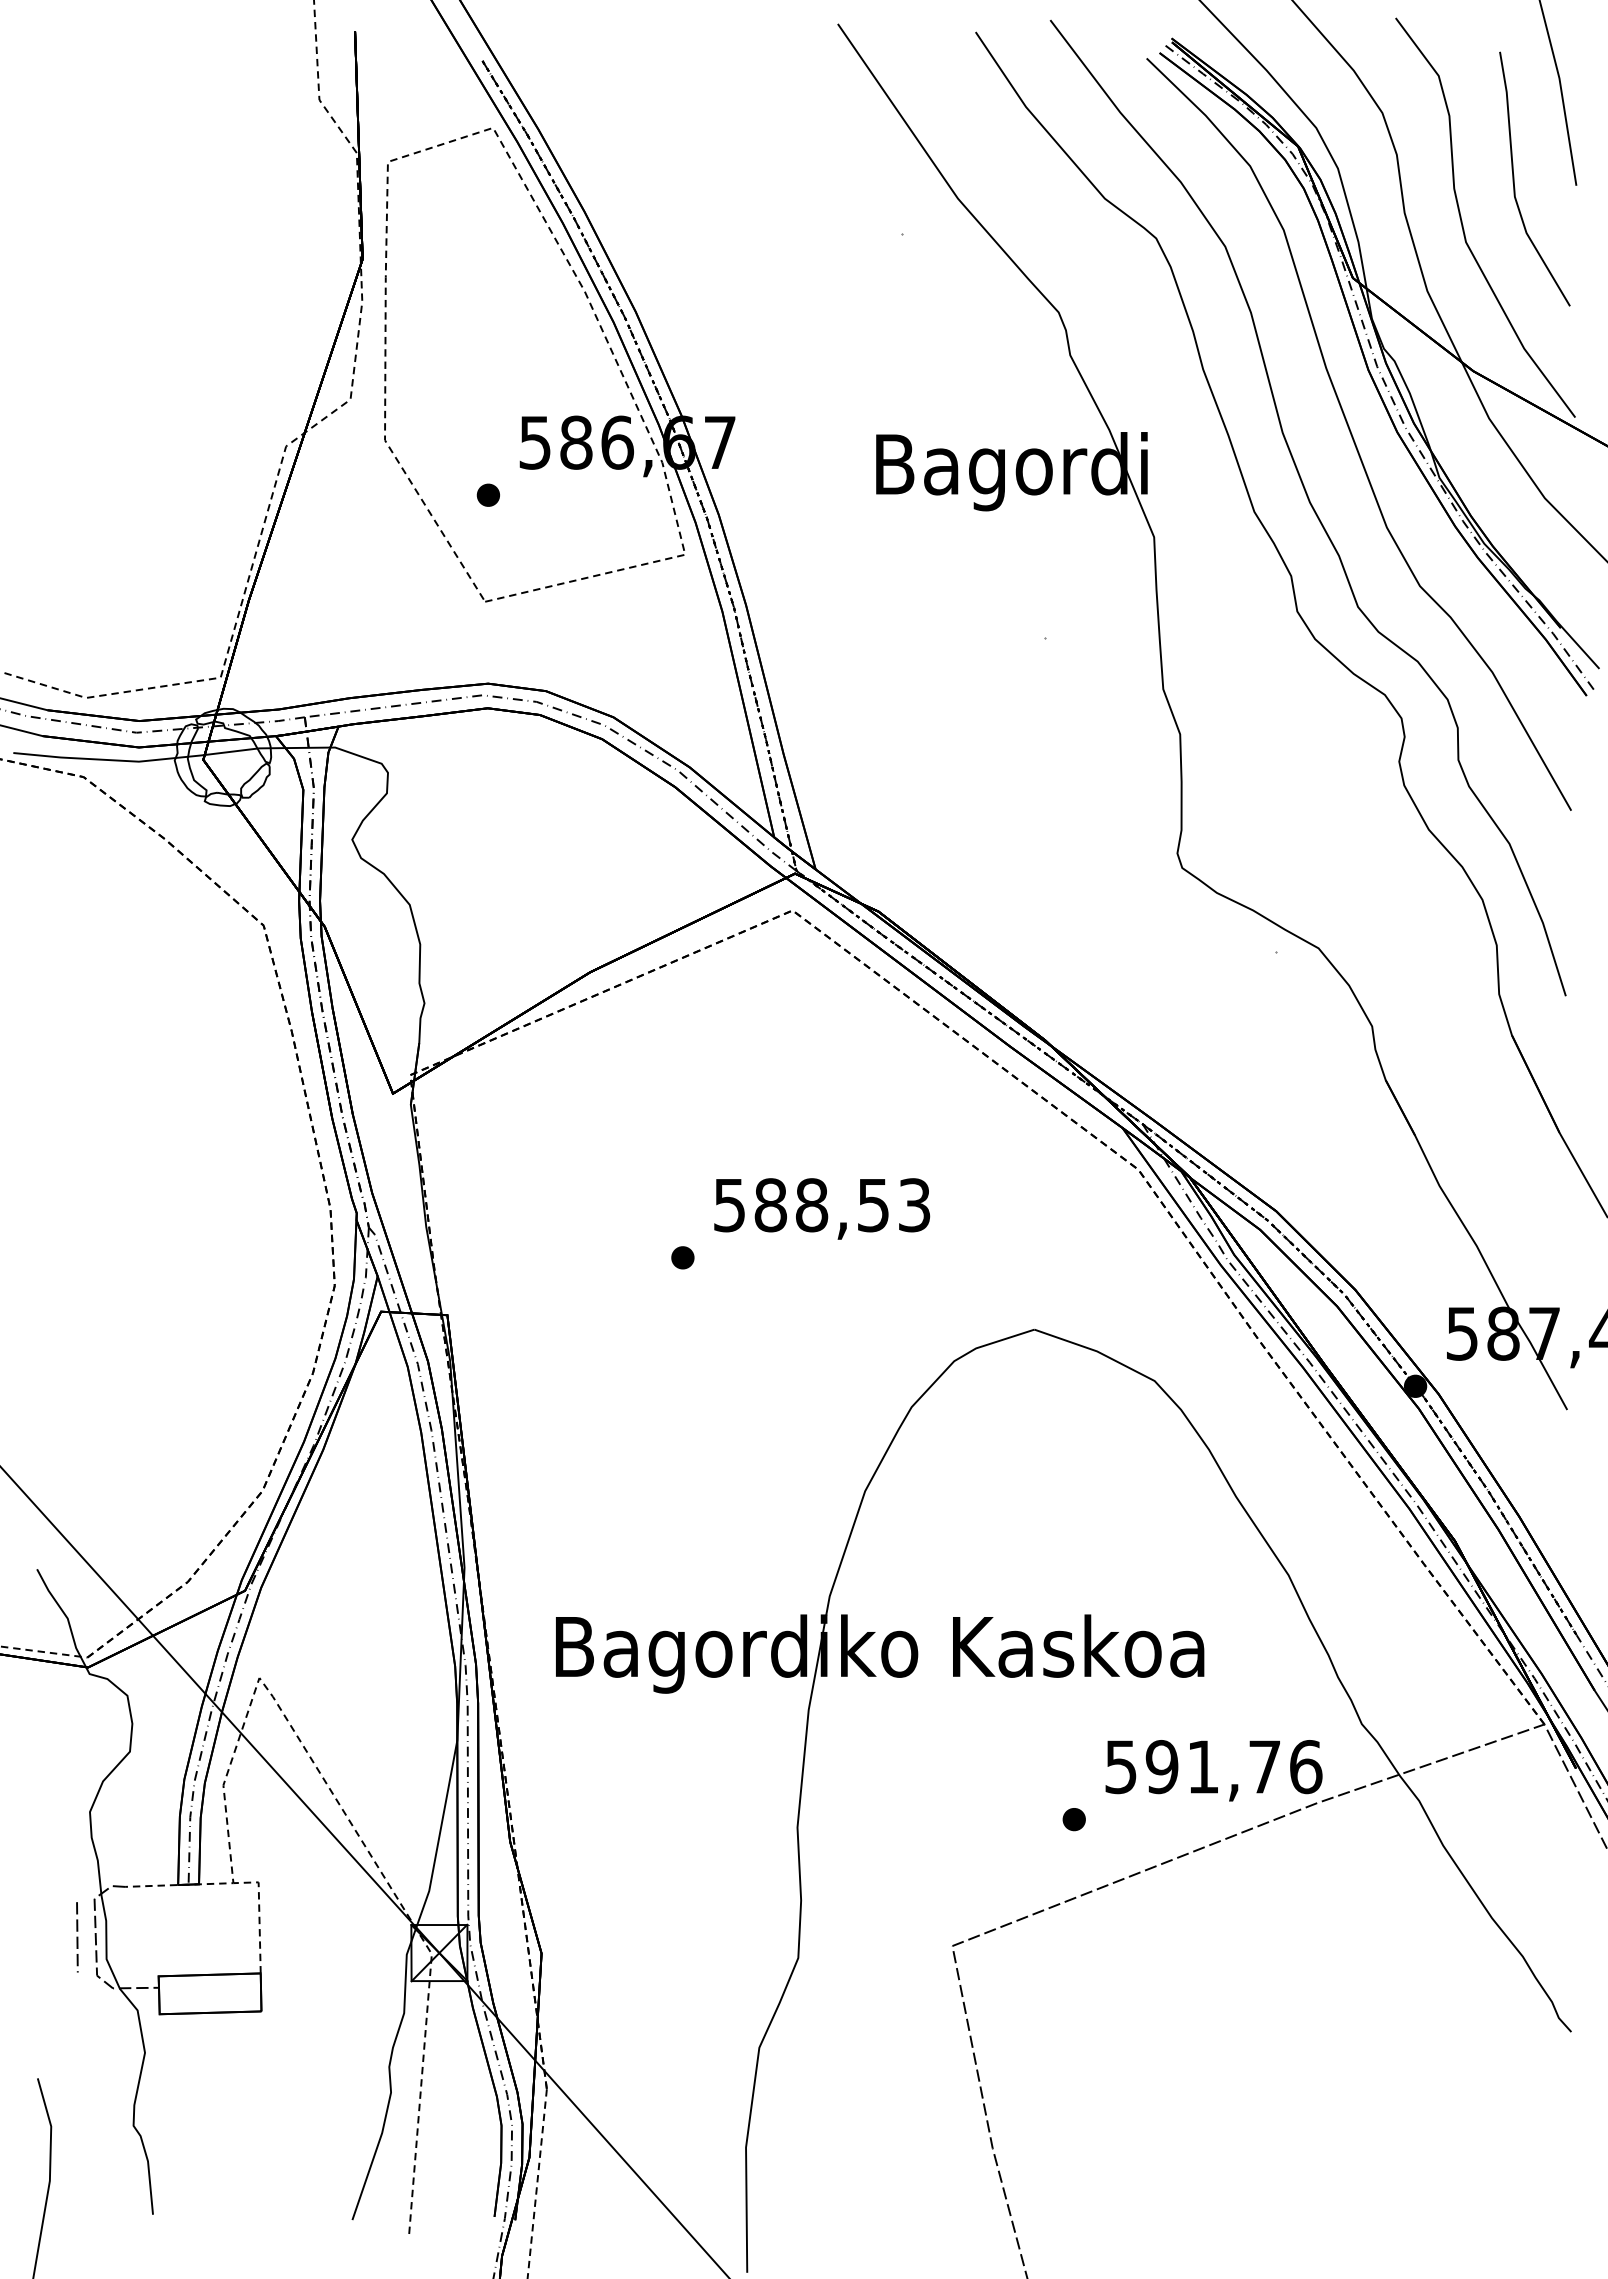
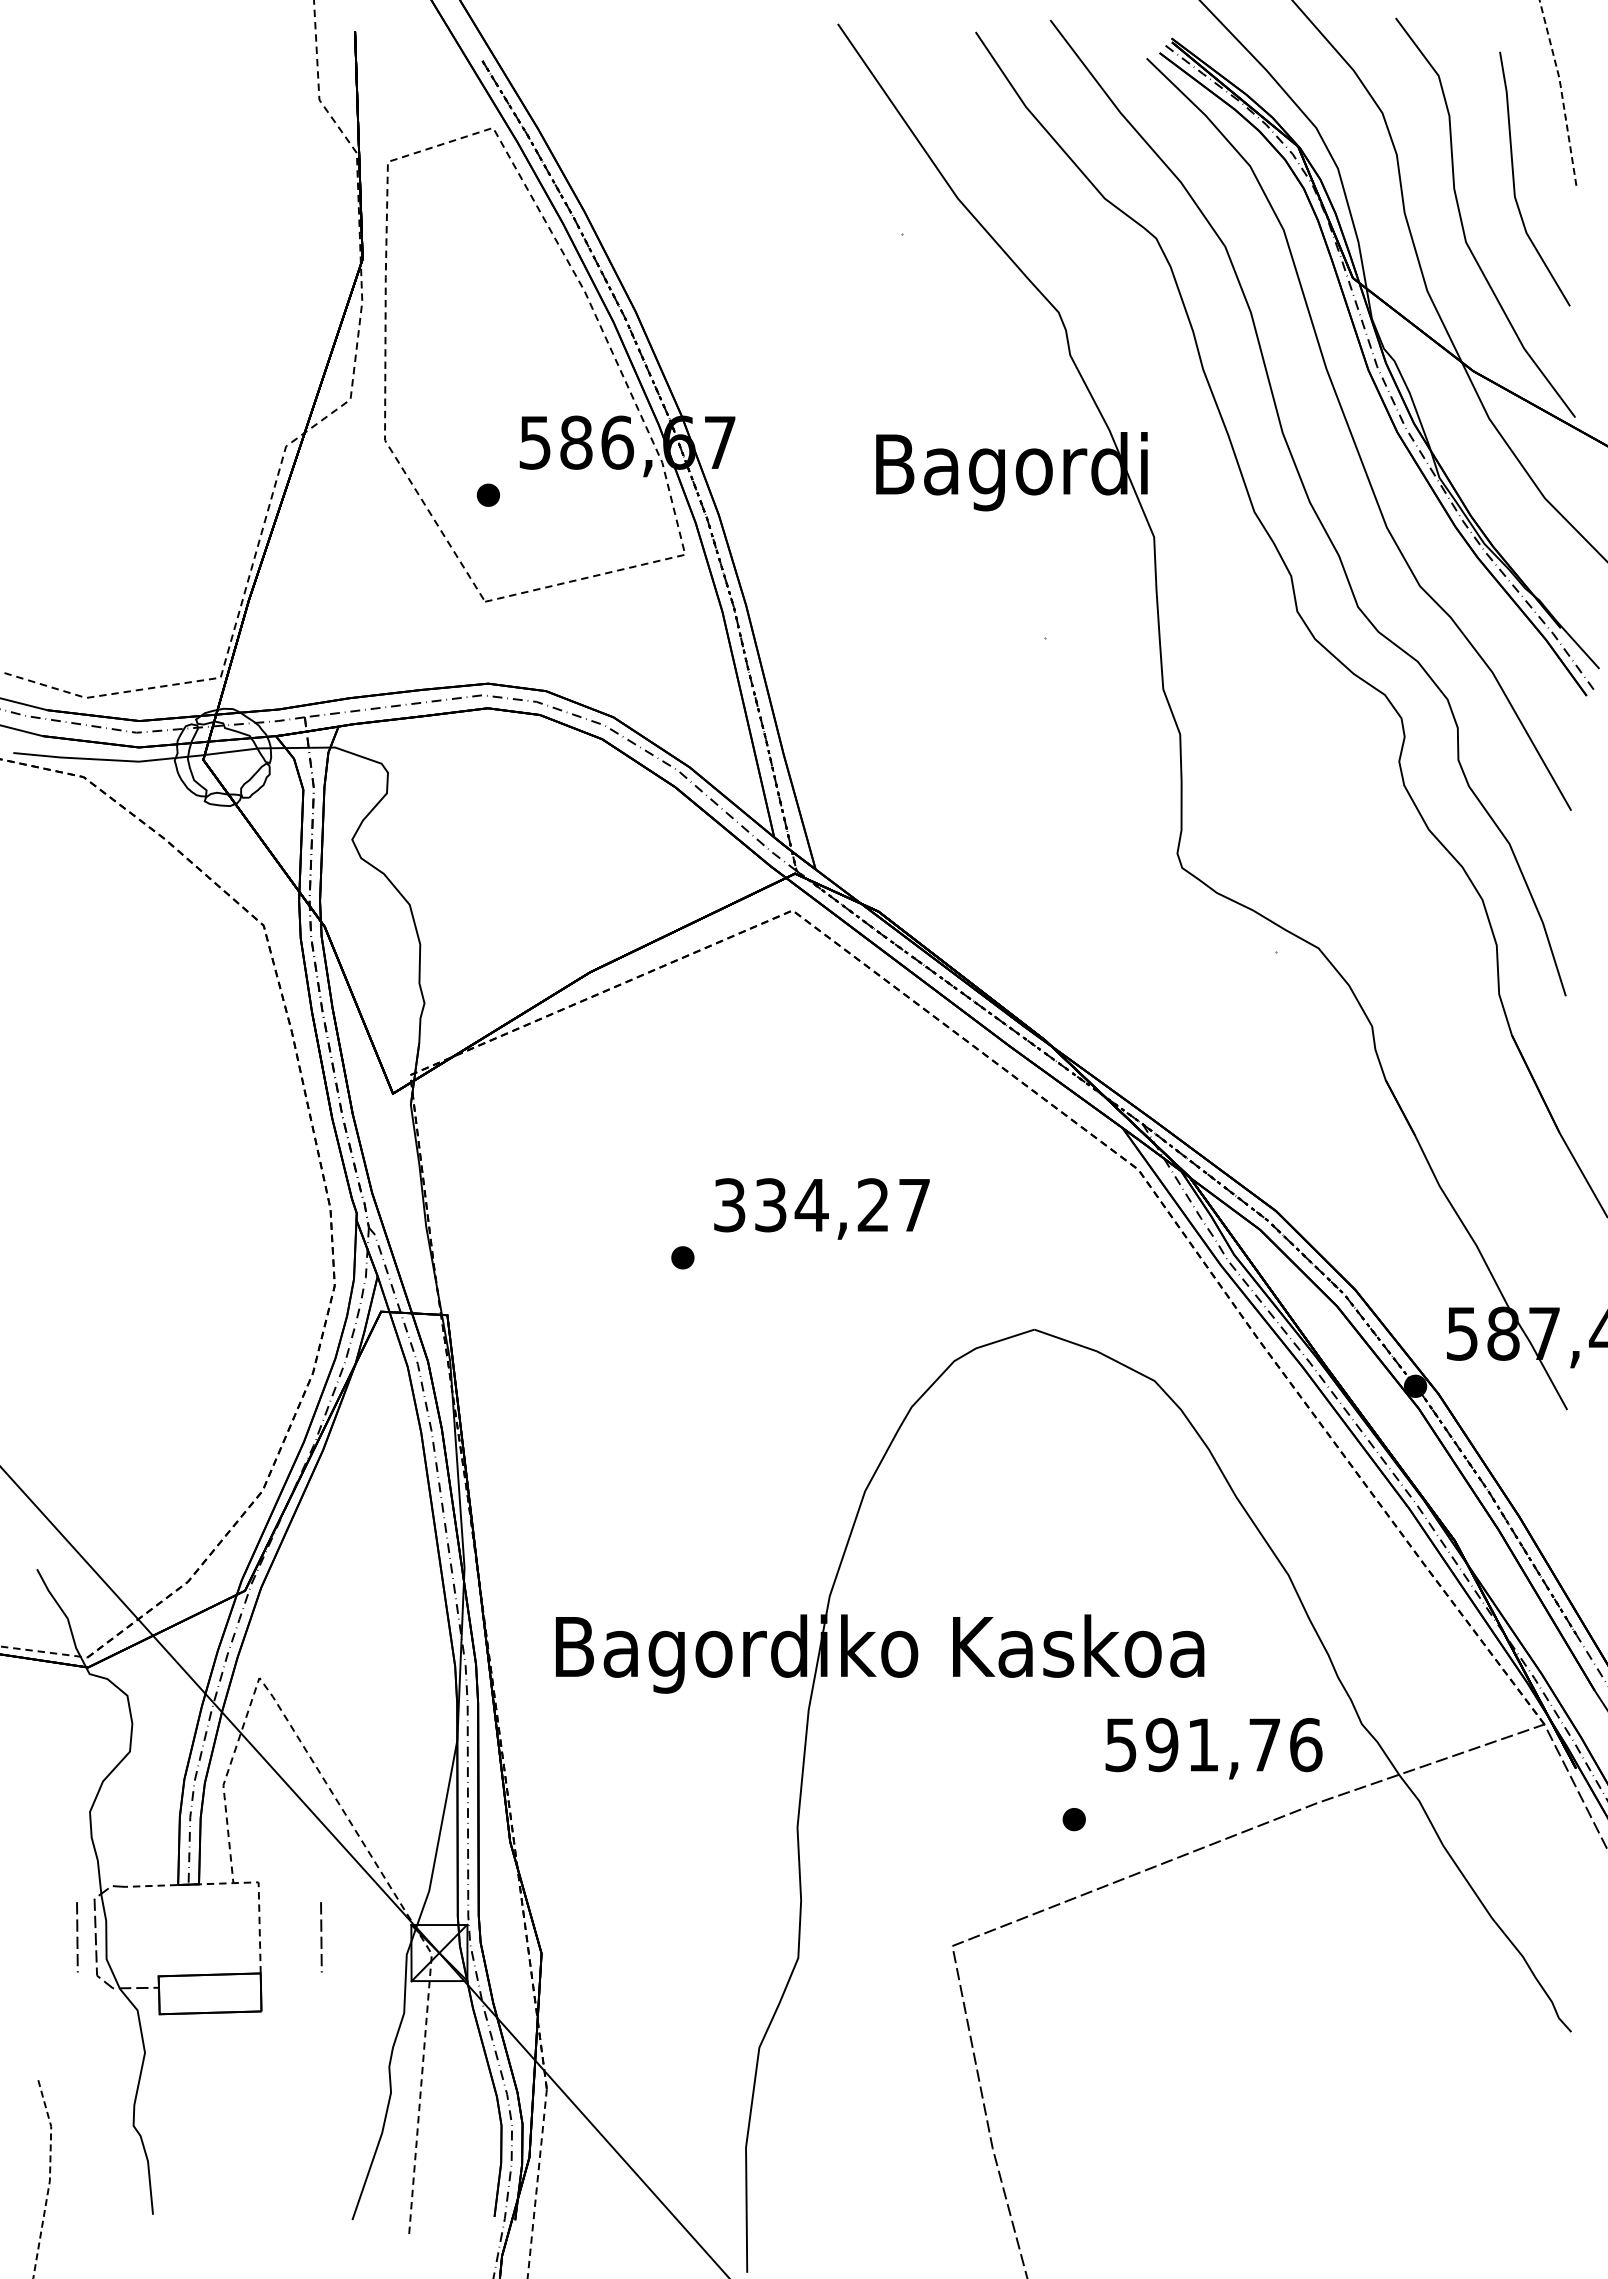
line: solid -> dashed (1561, 91)
text: 588,53 -> 334,27 (822, 1205)
text position: (1213, 1770) -> (1213, 1748) (1213, 1748)
line: none -> present (321, 1937)
line: solid -> dashed (50, 2177)
